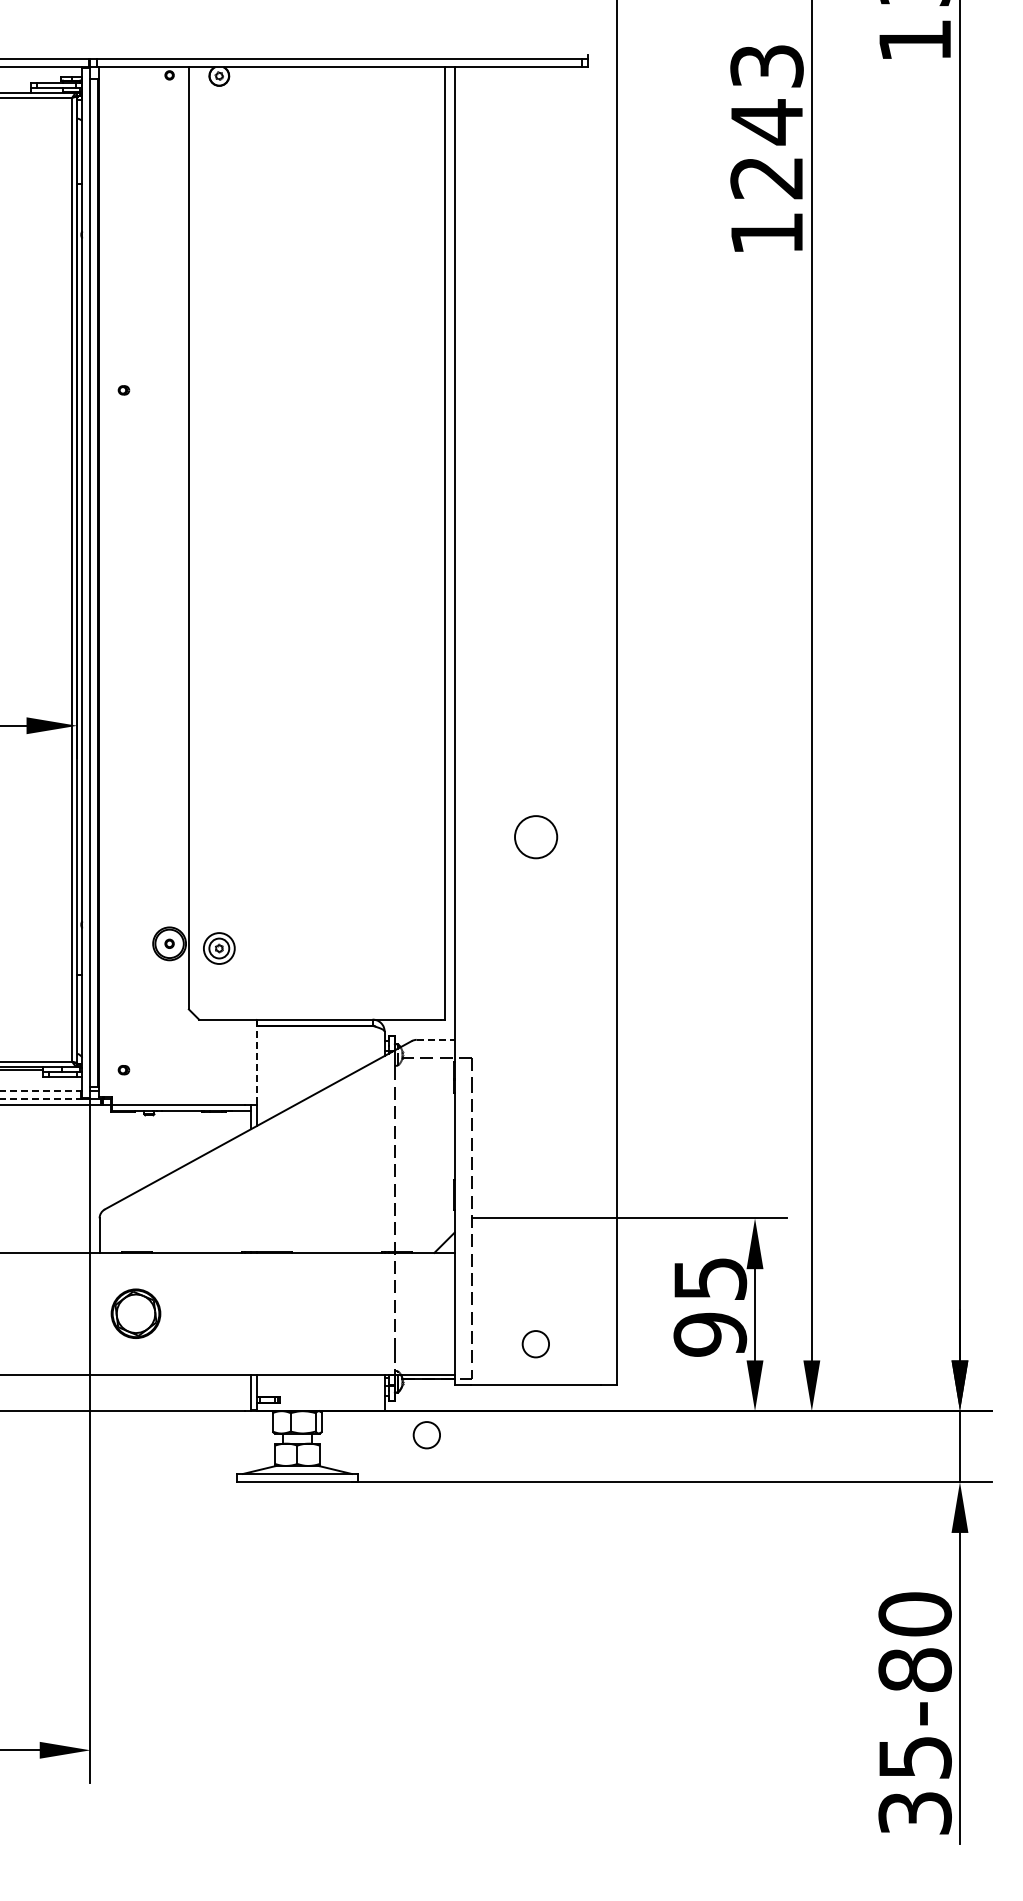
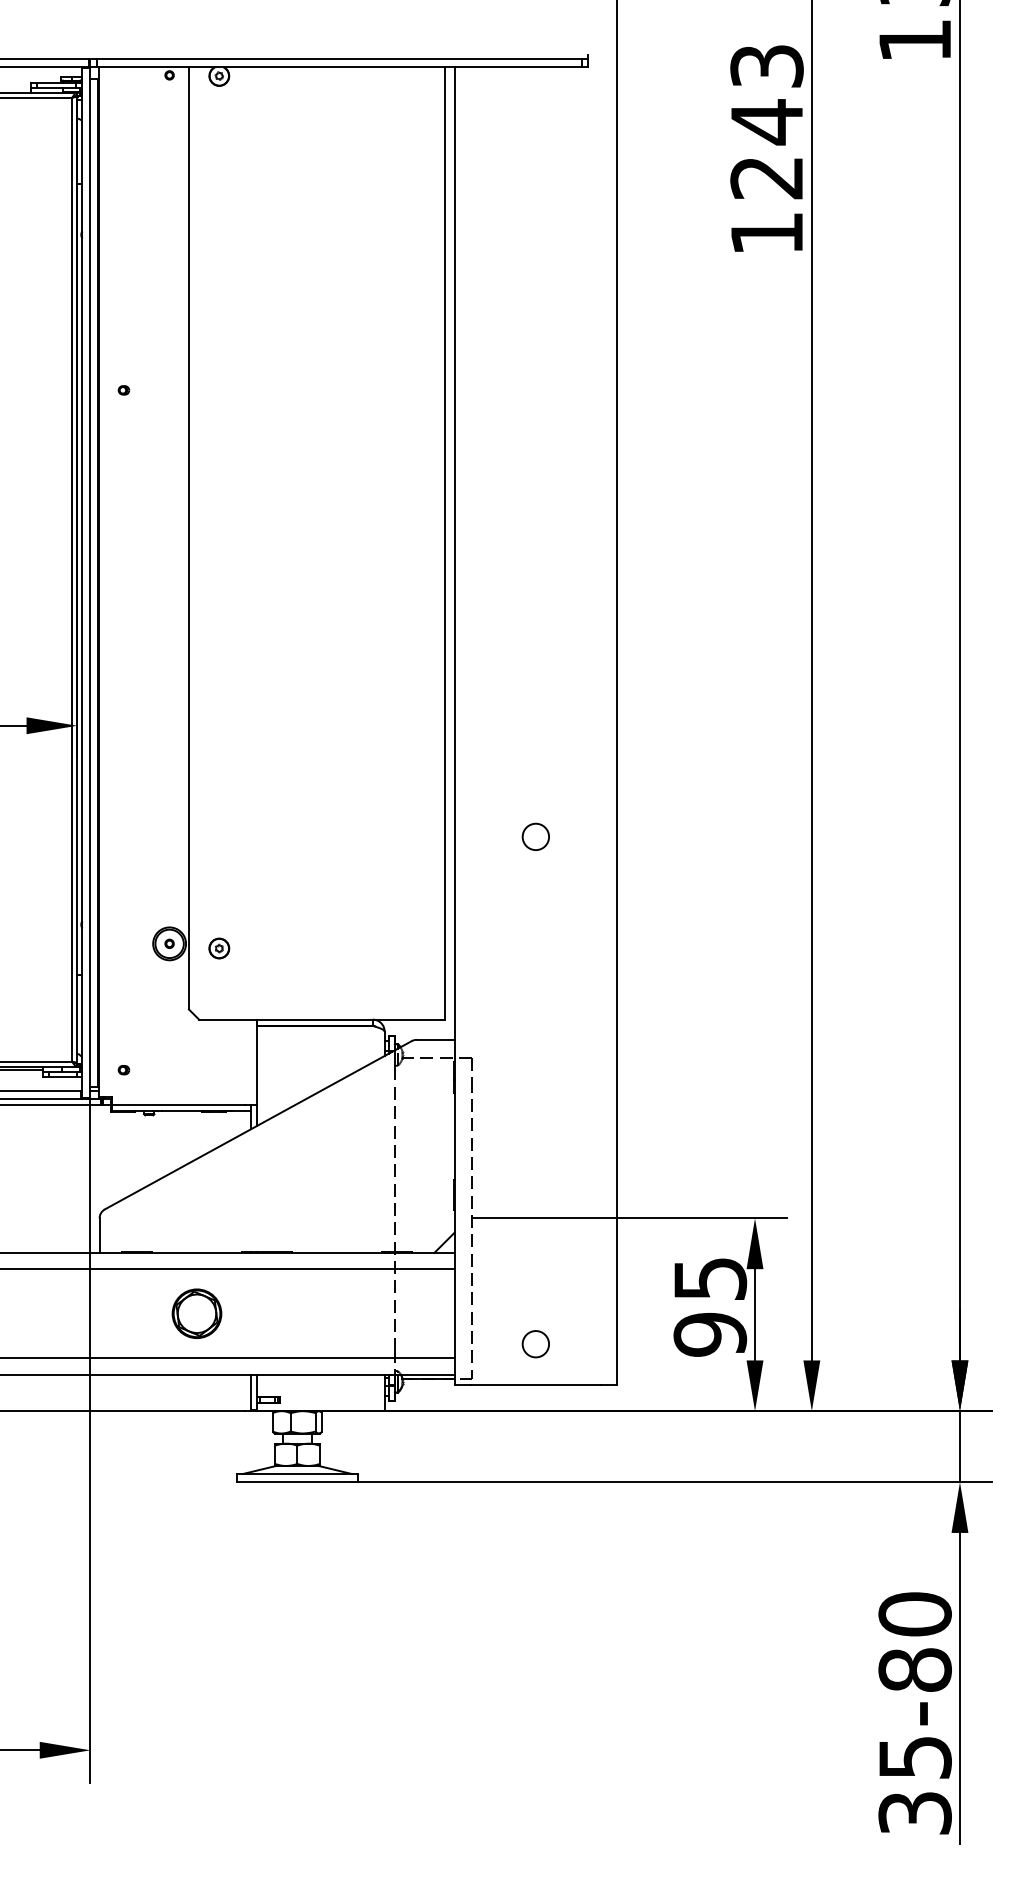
circle size: 45x45 px -> 29x29 px (535, 836)
circle diameter: 31 px -> 19 px (218, 948)
line: dashed -> solid (435, 1039)
line: dashed -> solid (256, 1062)
line: dashed -> solid (41, 1090)
line: dashed -> solid (41, 1099)
line: none -> present (228, 1269)
part position: (135, 1313) -> (196, 1313) (196, 1313)
line: none -> present (228, 1358)
circle: present -> none (426, 1435)
